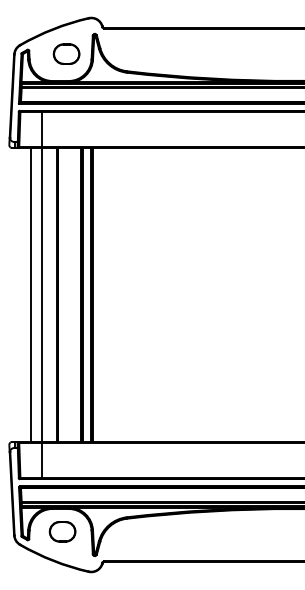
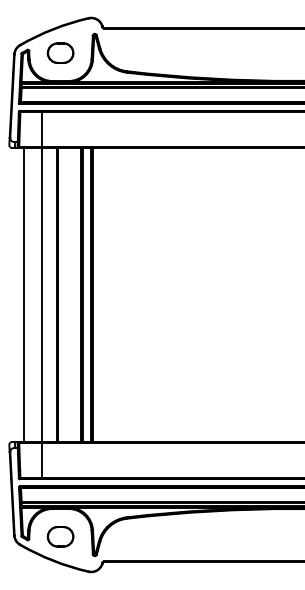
part position: (66, 53) -> (60, 52) (60, 52)
line position: (30, 294) -> (23, 294) (23, 294)
part position: (62, 531) -> (60, 536) (60, 536)
